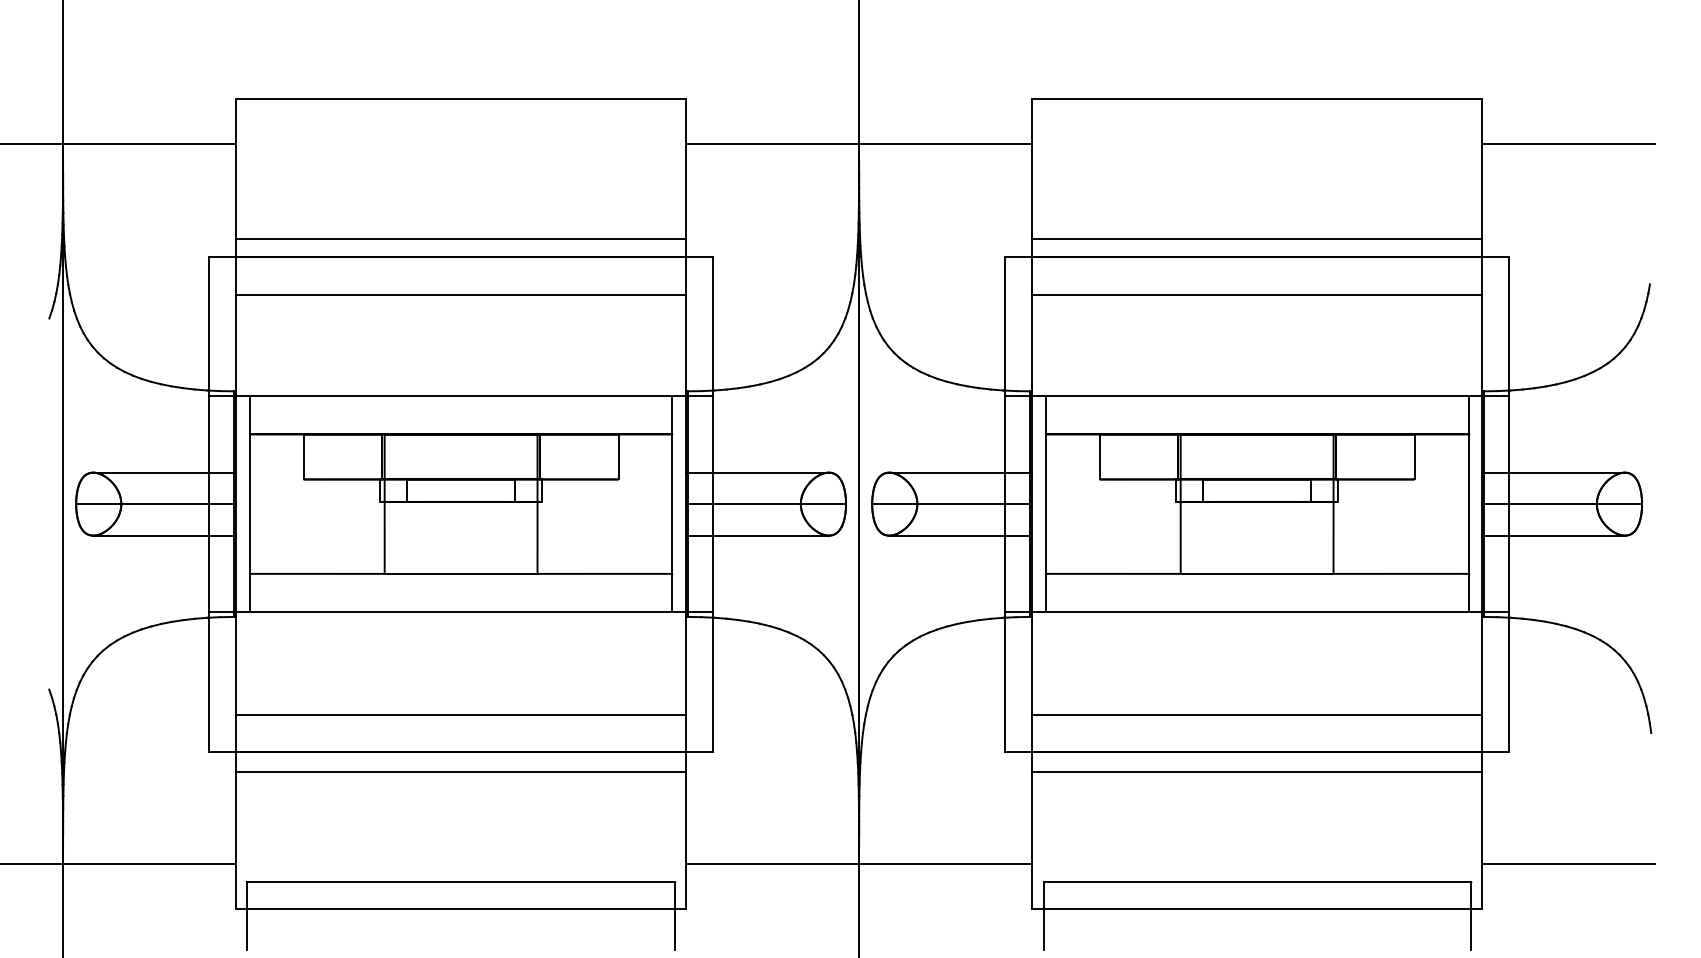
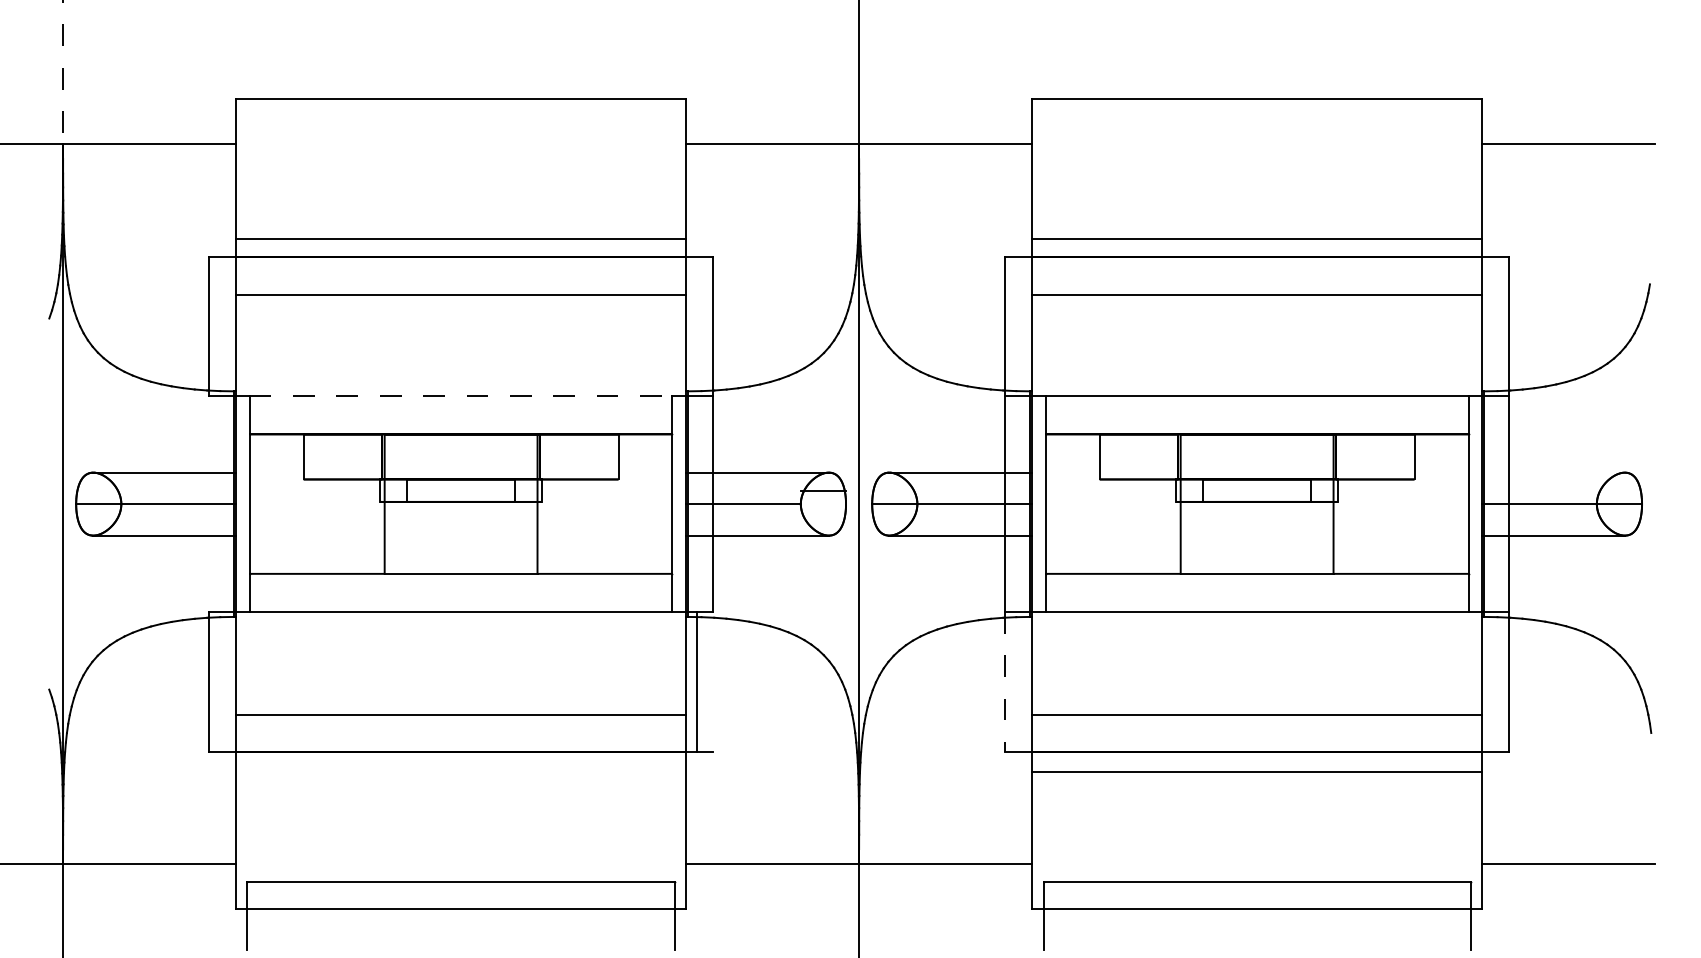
line: solid -> dashed (63, 72)
line: solid -> dashed (461, 396)
line: present -> none (1552, 472)
line: present -> none (209, 503)
line position: (823, 504) -> (823, 491) (823, 491)
line position: (712, 681) -> (696, 681) (696, 681)
line: solid -> dashed (1005, 681)
line: present -> none (460, 771)
